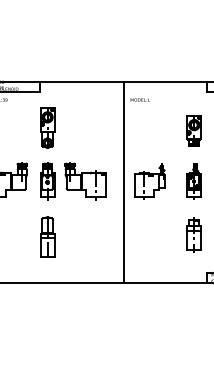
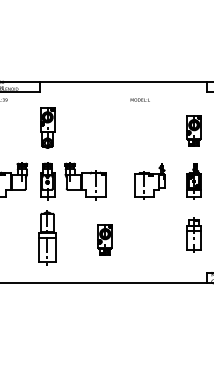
line: present -> none (123, 182)
part size: 16x42 px -> 19x56 px (47, 237)
part: none -> present (104, 239)
